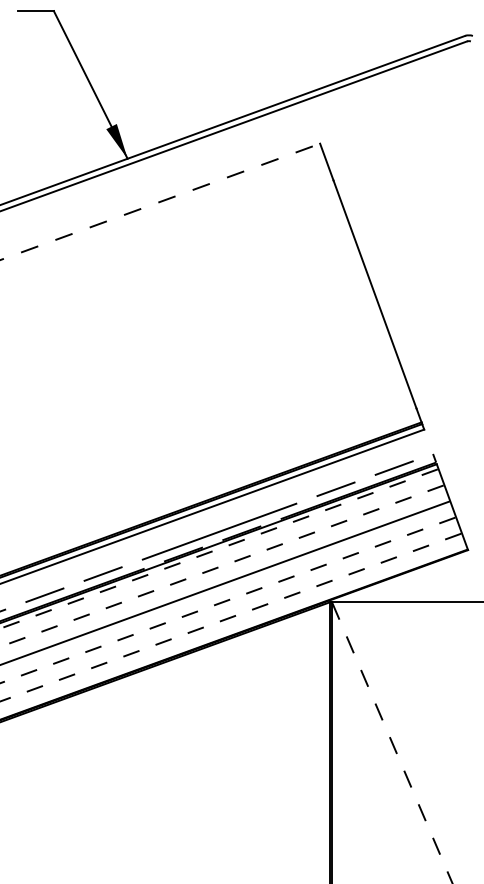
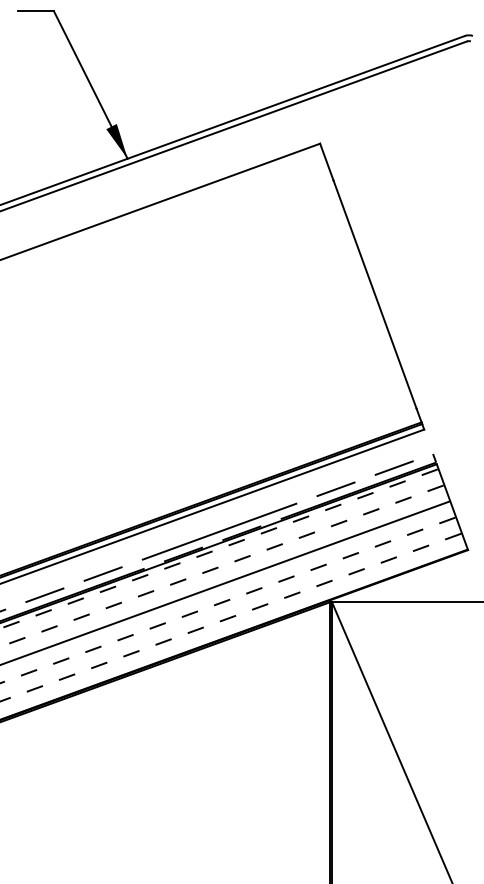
line: dashed -> solid (160, 201)
line: dashed -> solid (392, 742)
